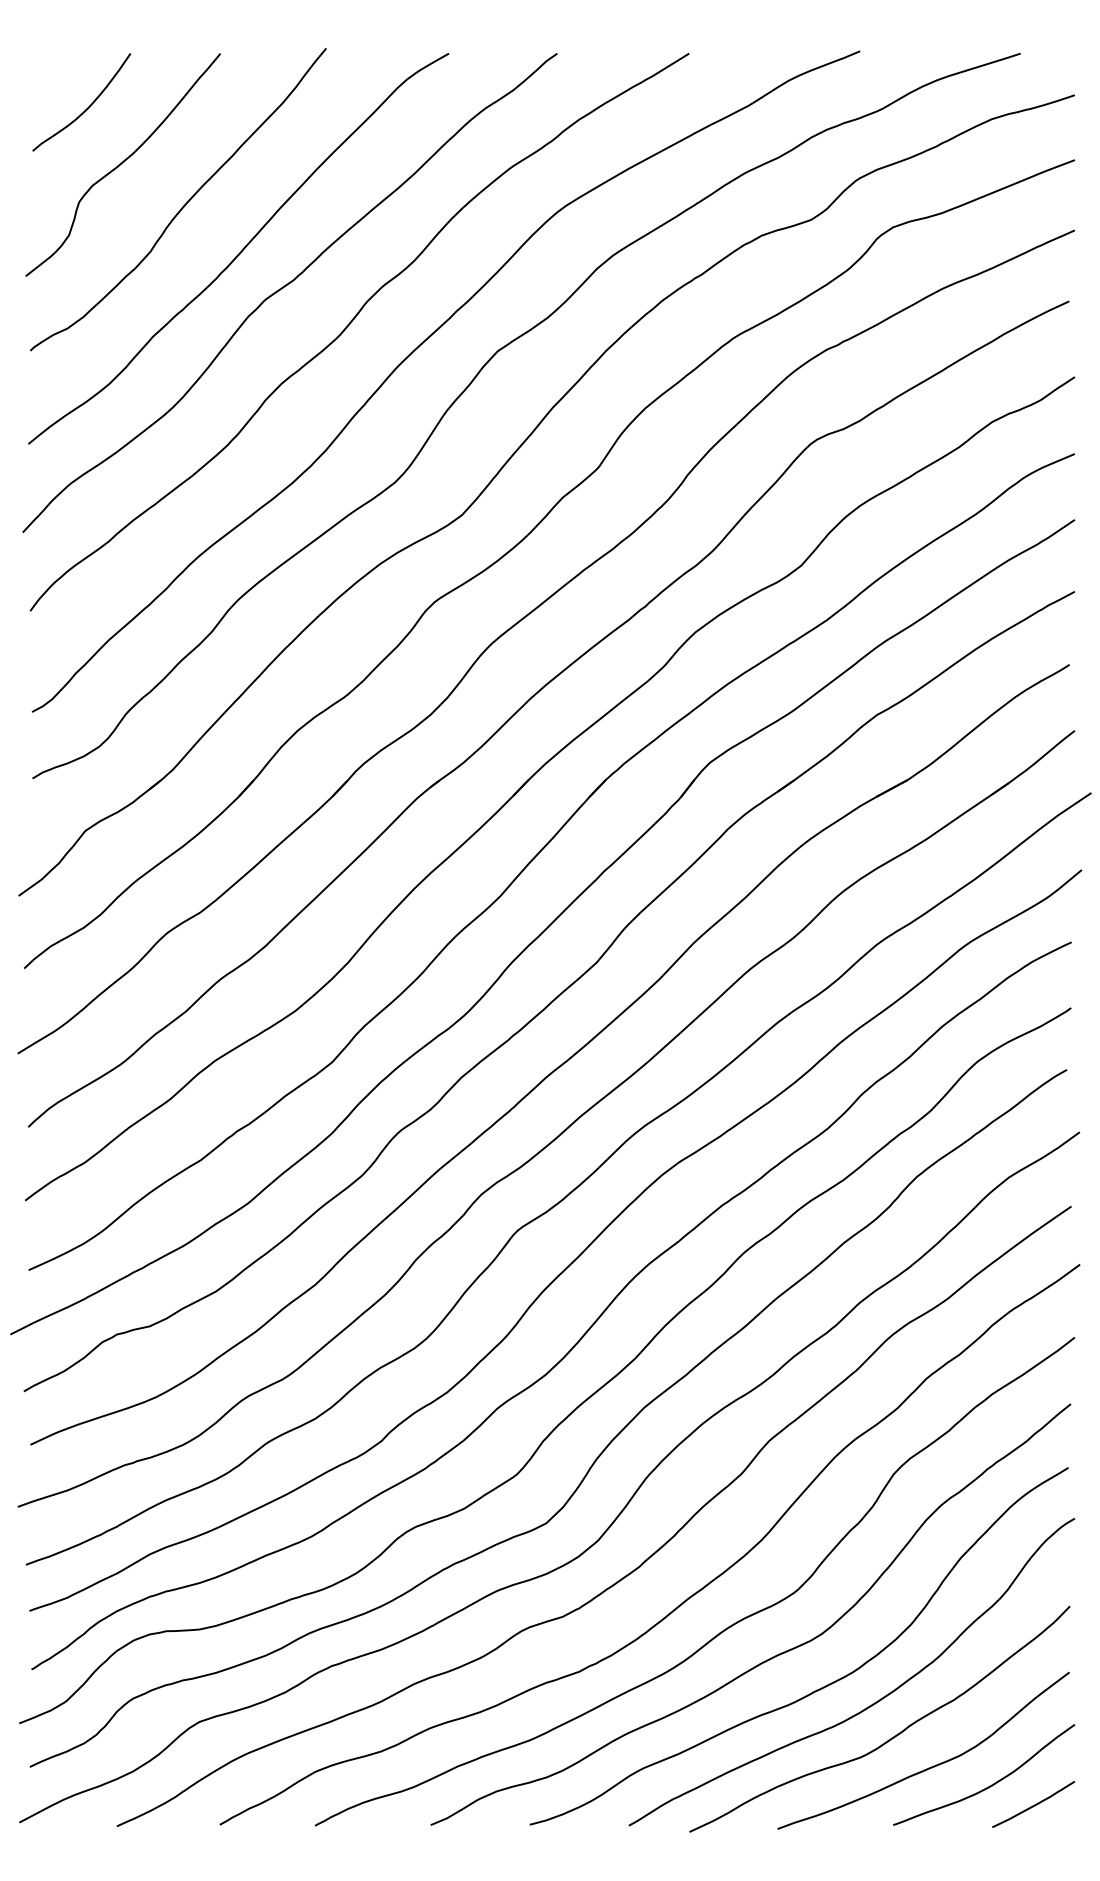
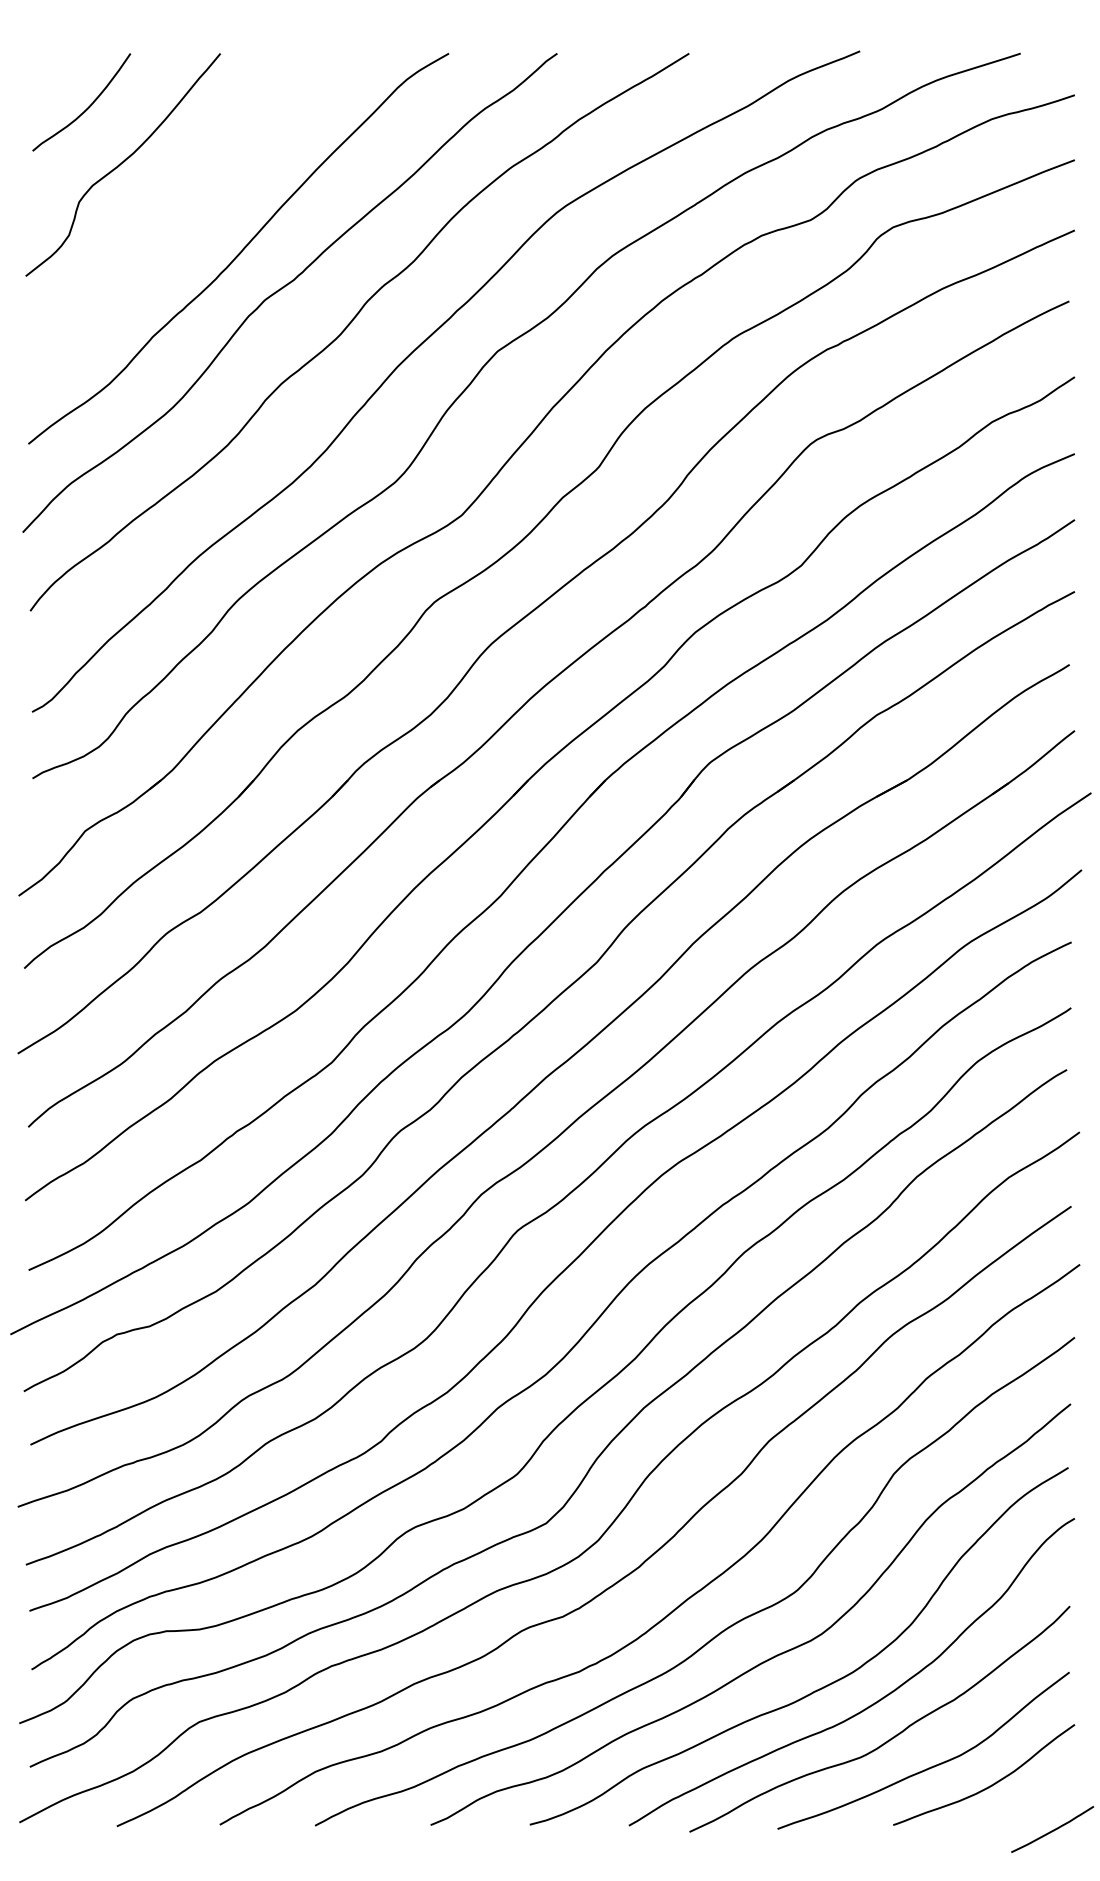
curve: present -> none (184, 204)
curve position: (1034, 1804) -> (1053, 1829) (1053, 1829)
